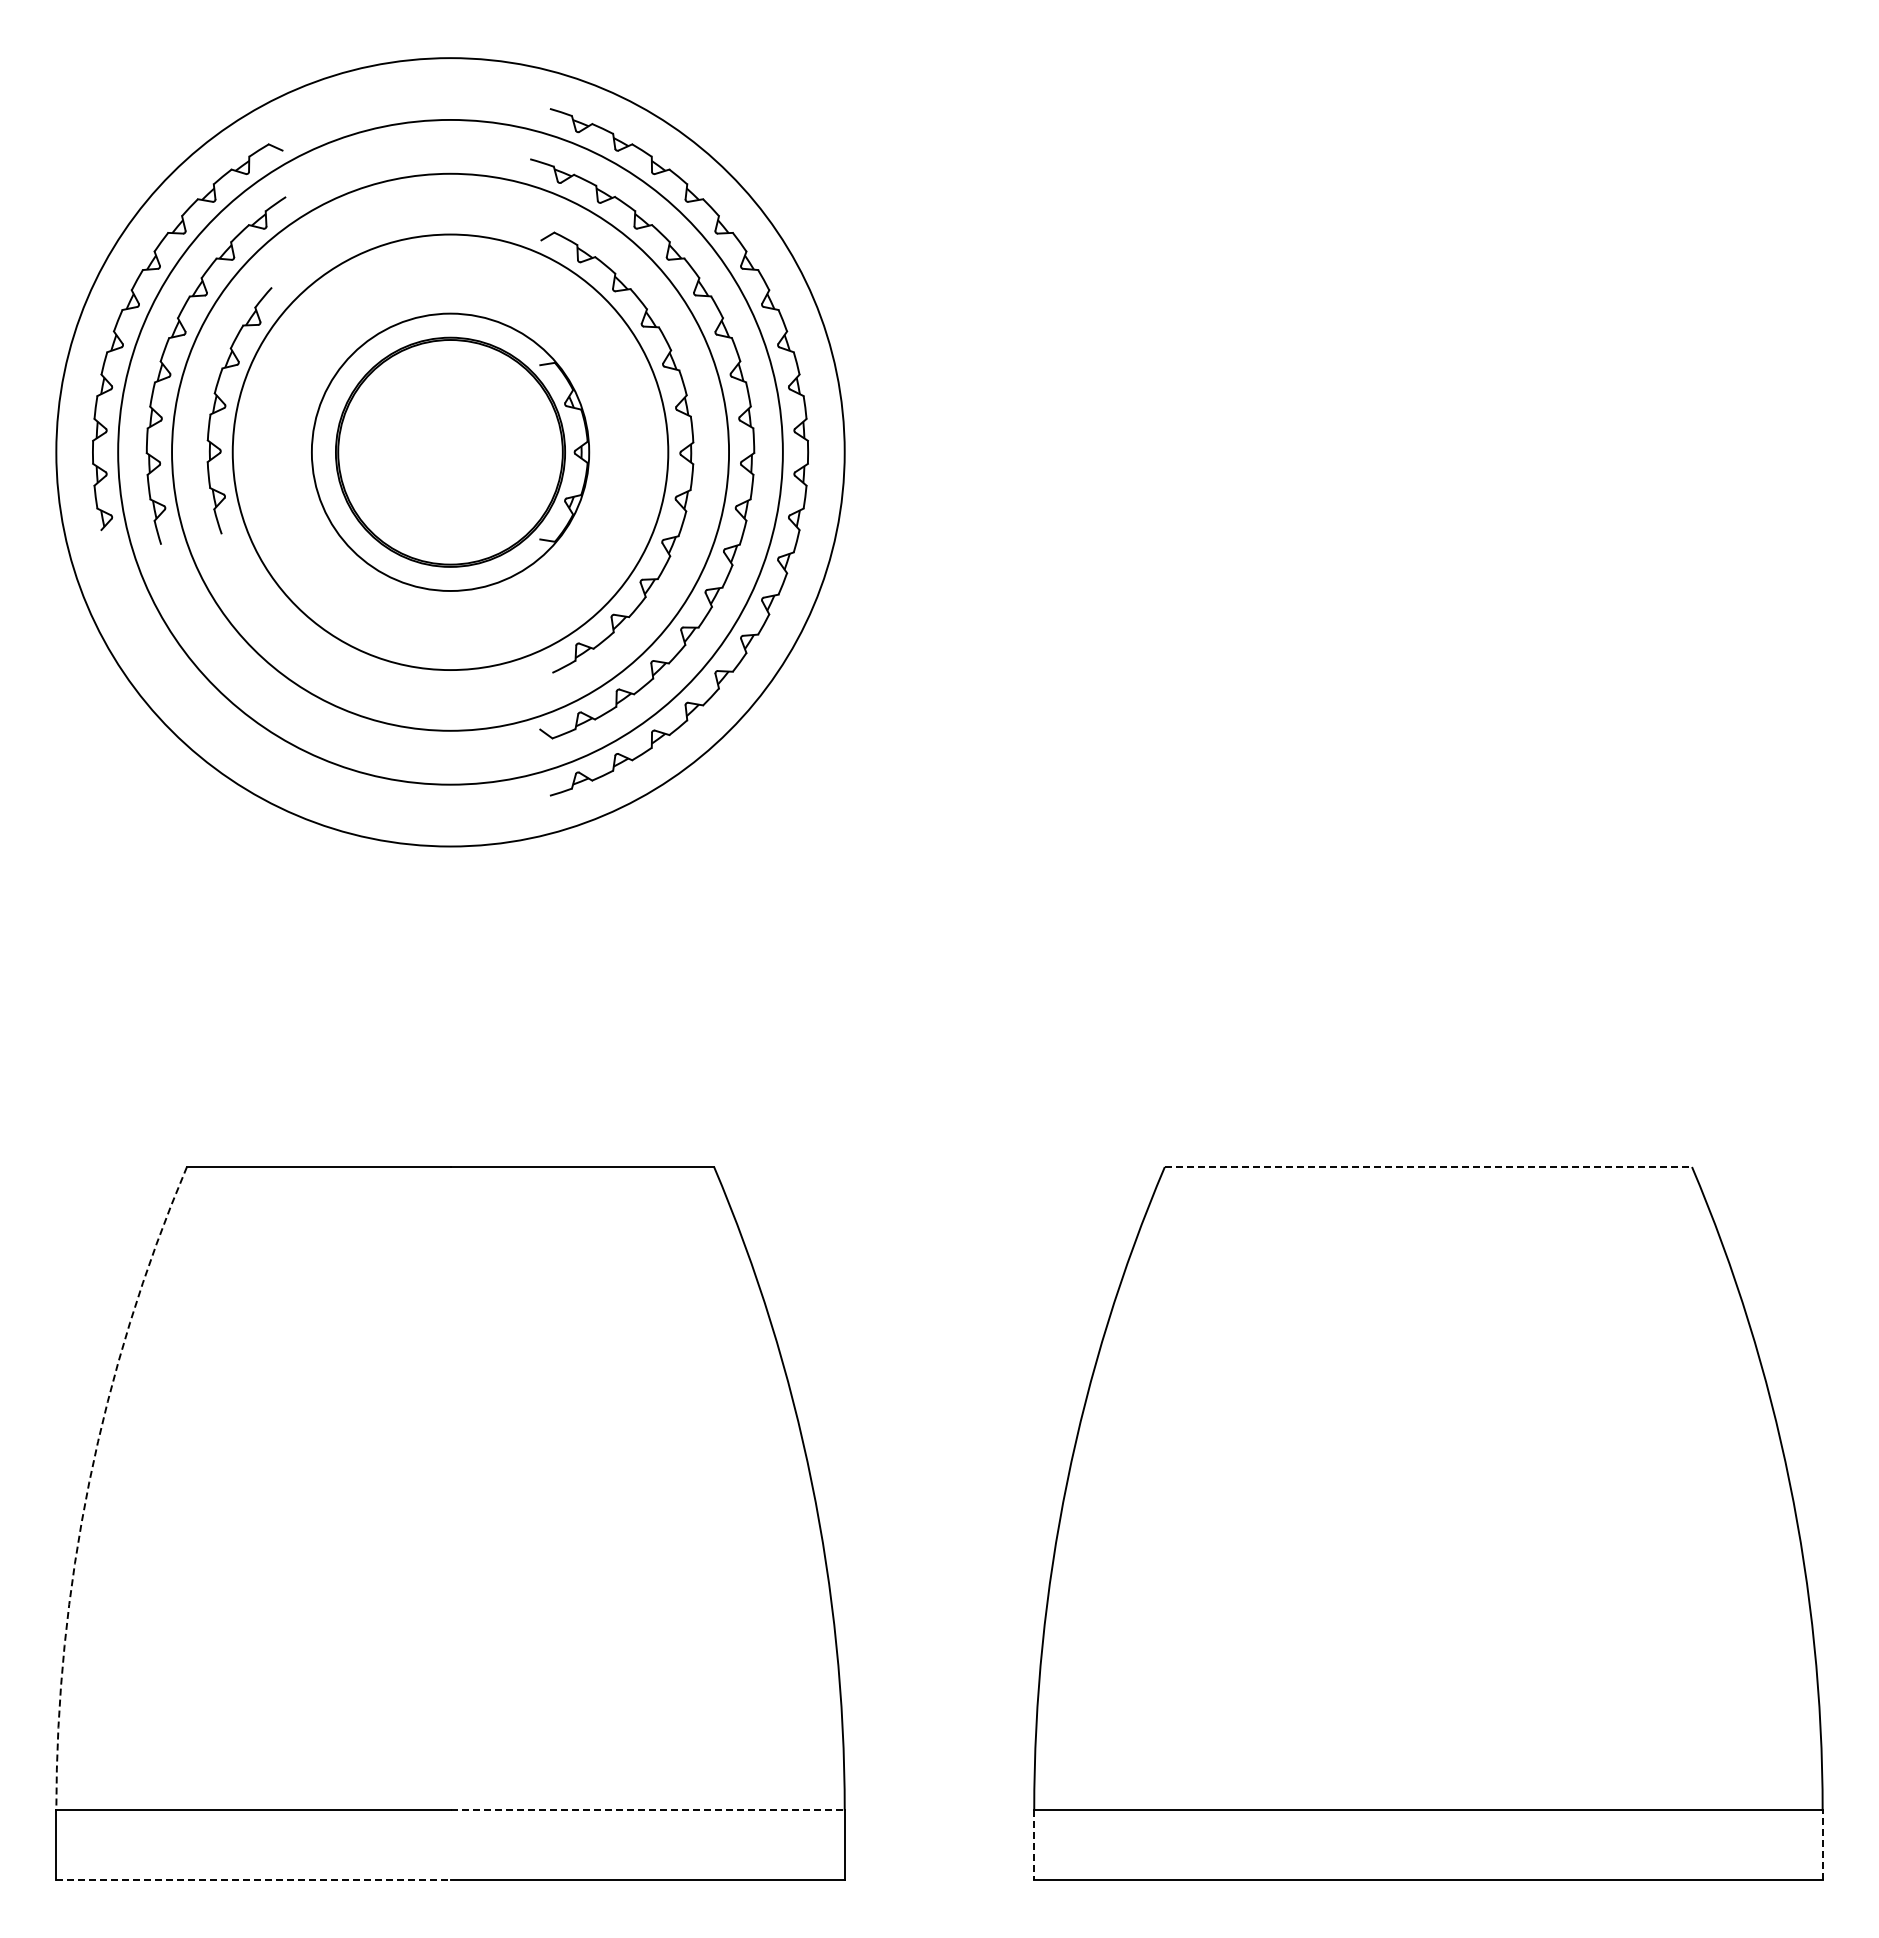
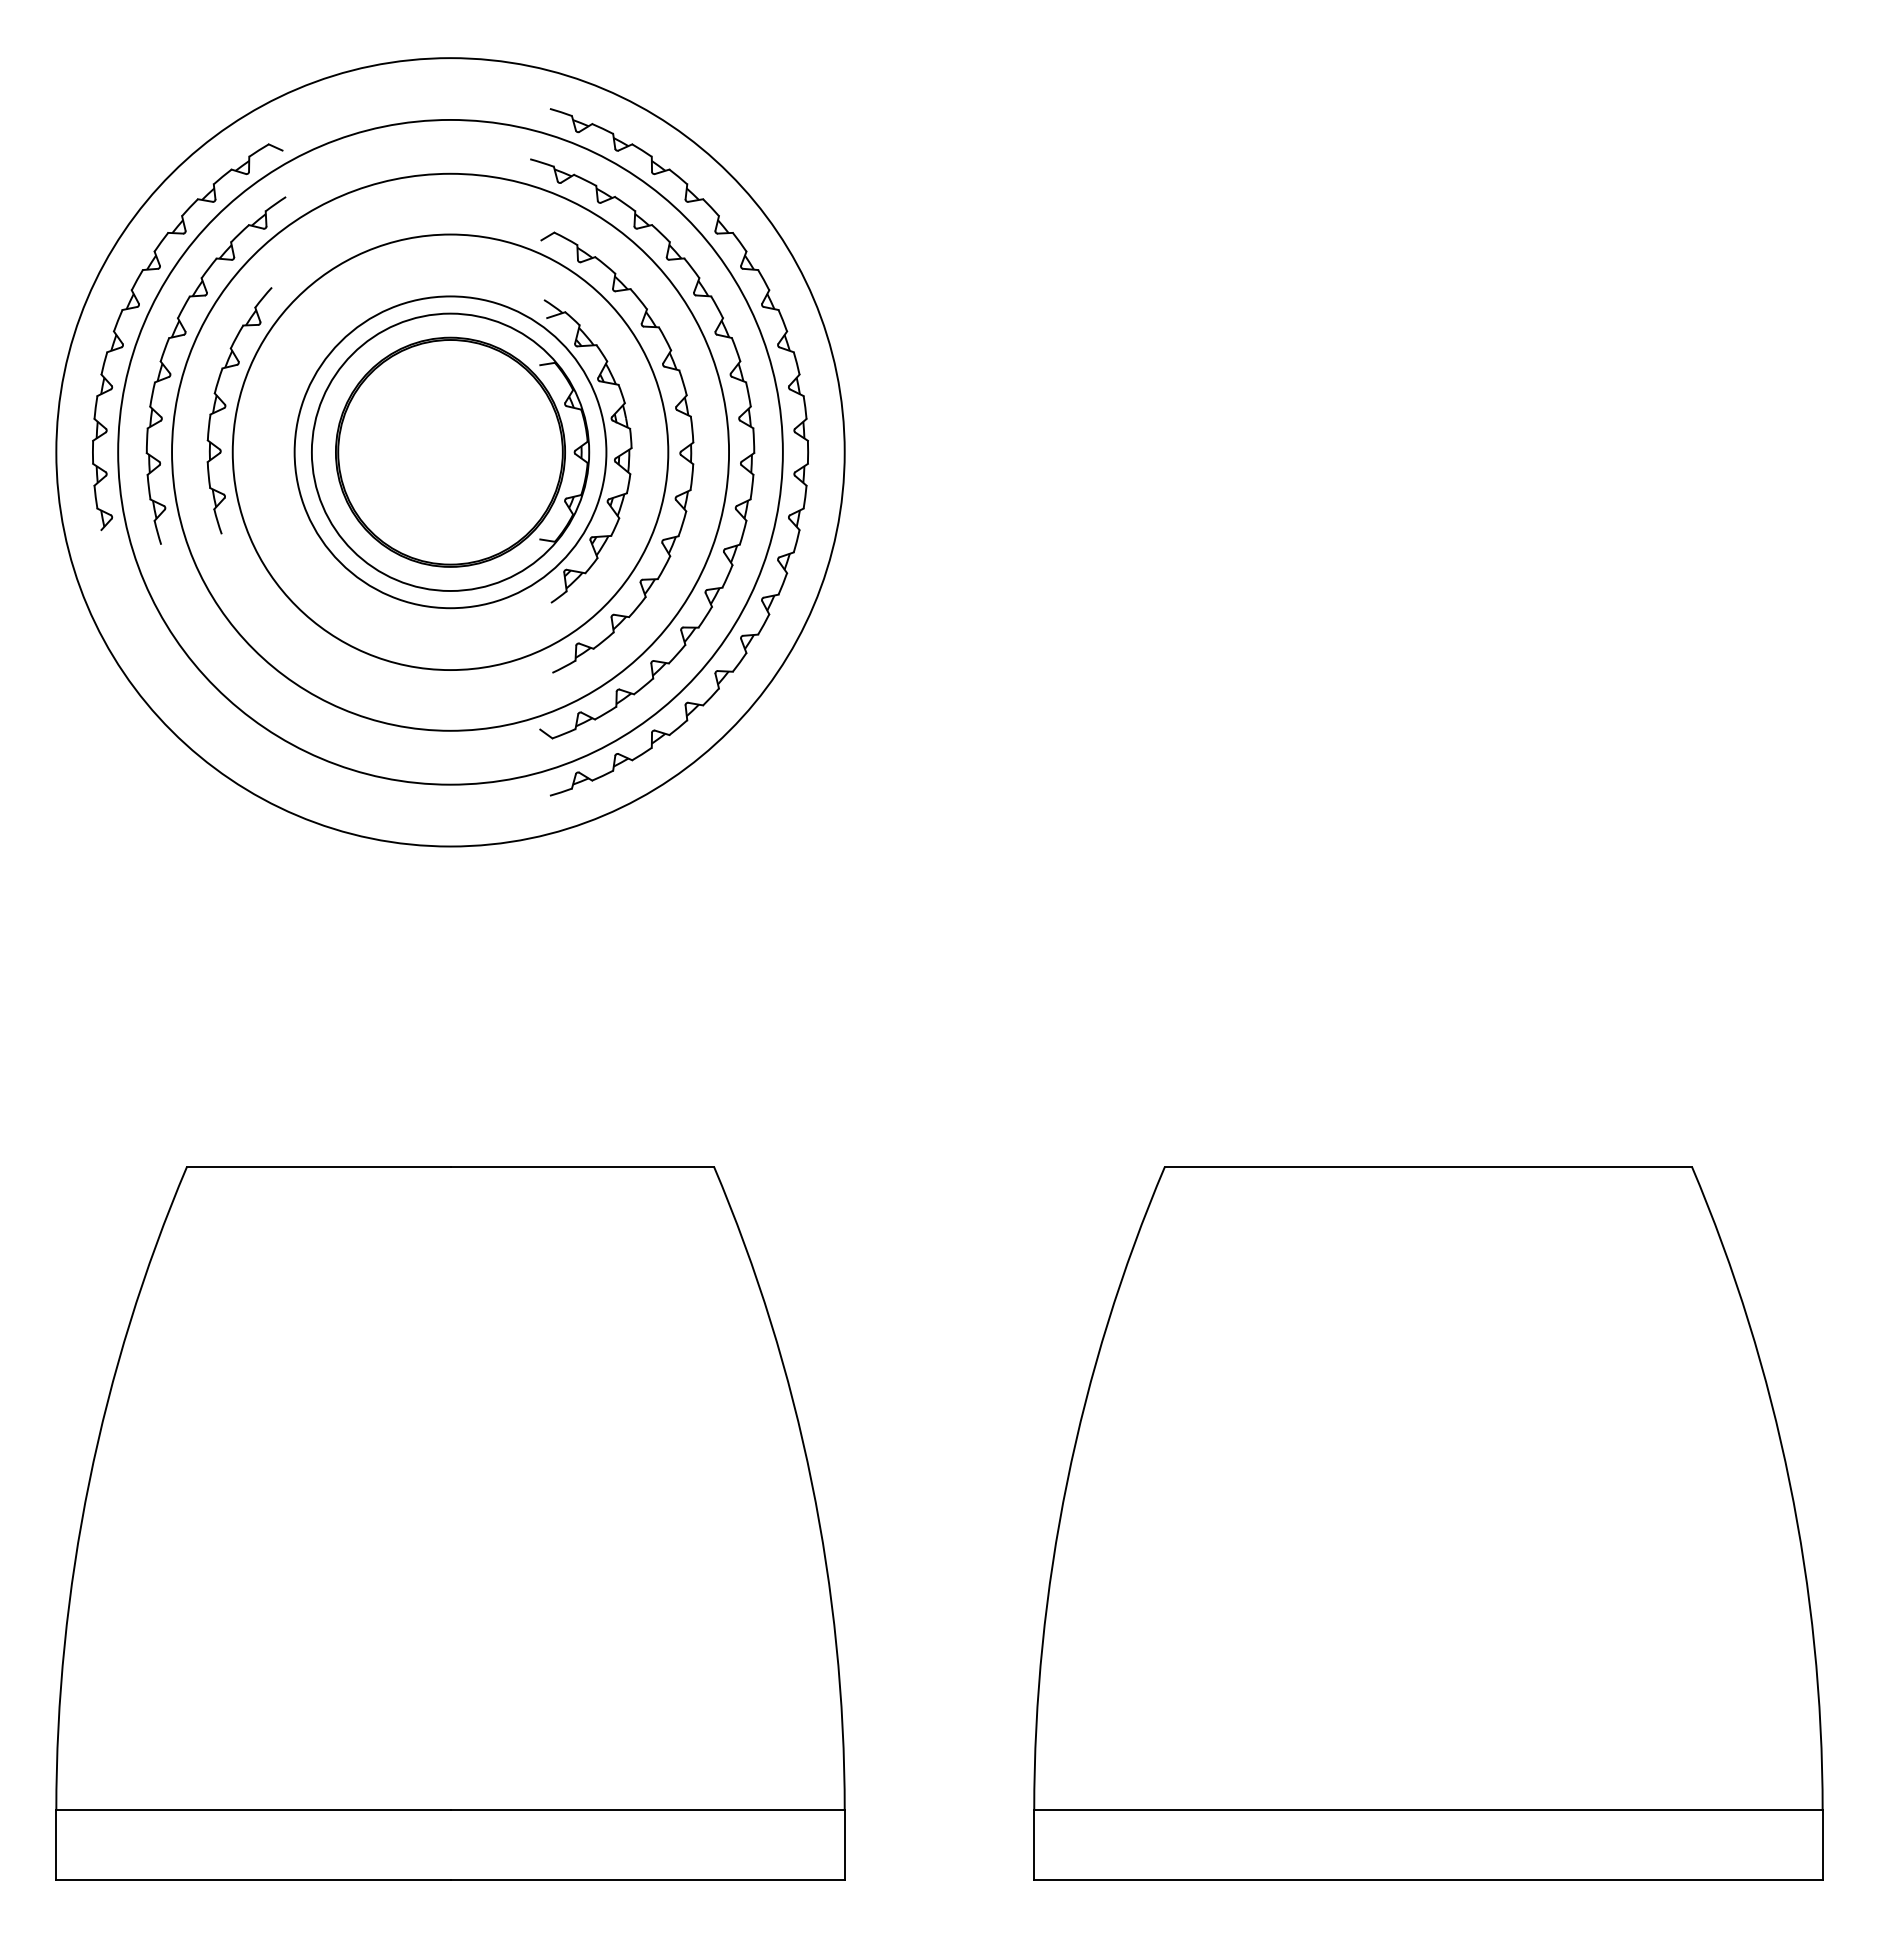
part: none -> present (462, 452)
line: dashed -> solid (1428, 1167)
arc: dashed -> solid (89, 1482)
line: dashed -> solid (648, 1810)
line: dashed -> solid (1034, 1845)
line: dashed -> solid (1822, 1845)
line: dashed -> solid (253, 1879)
